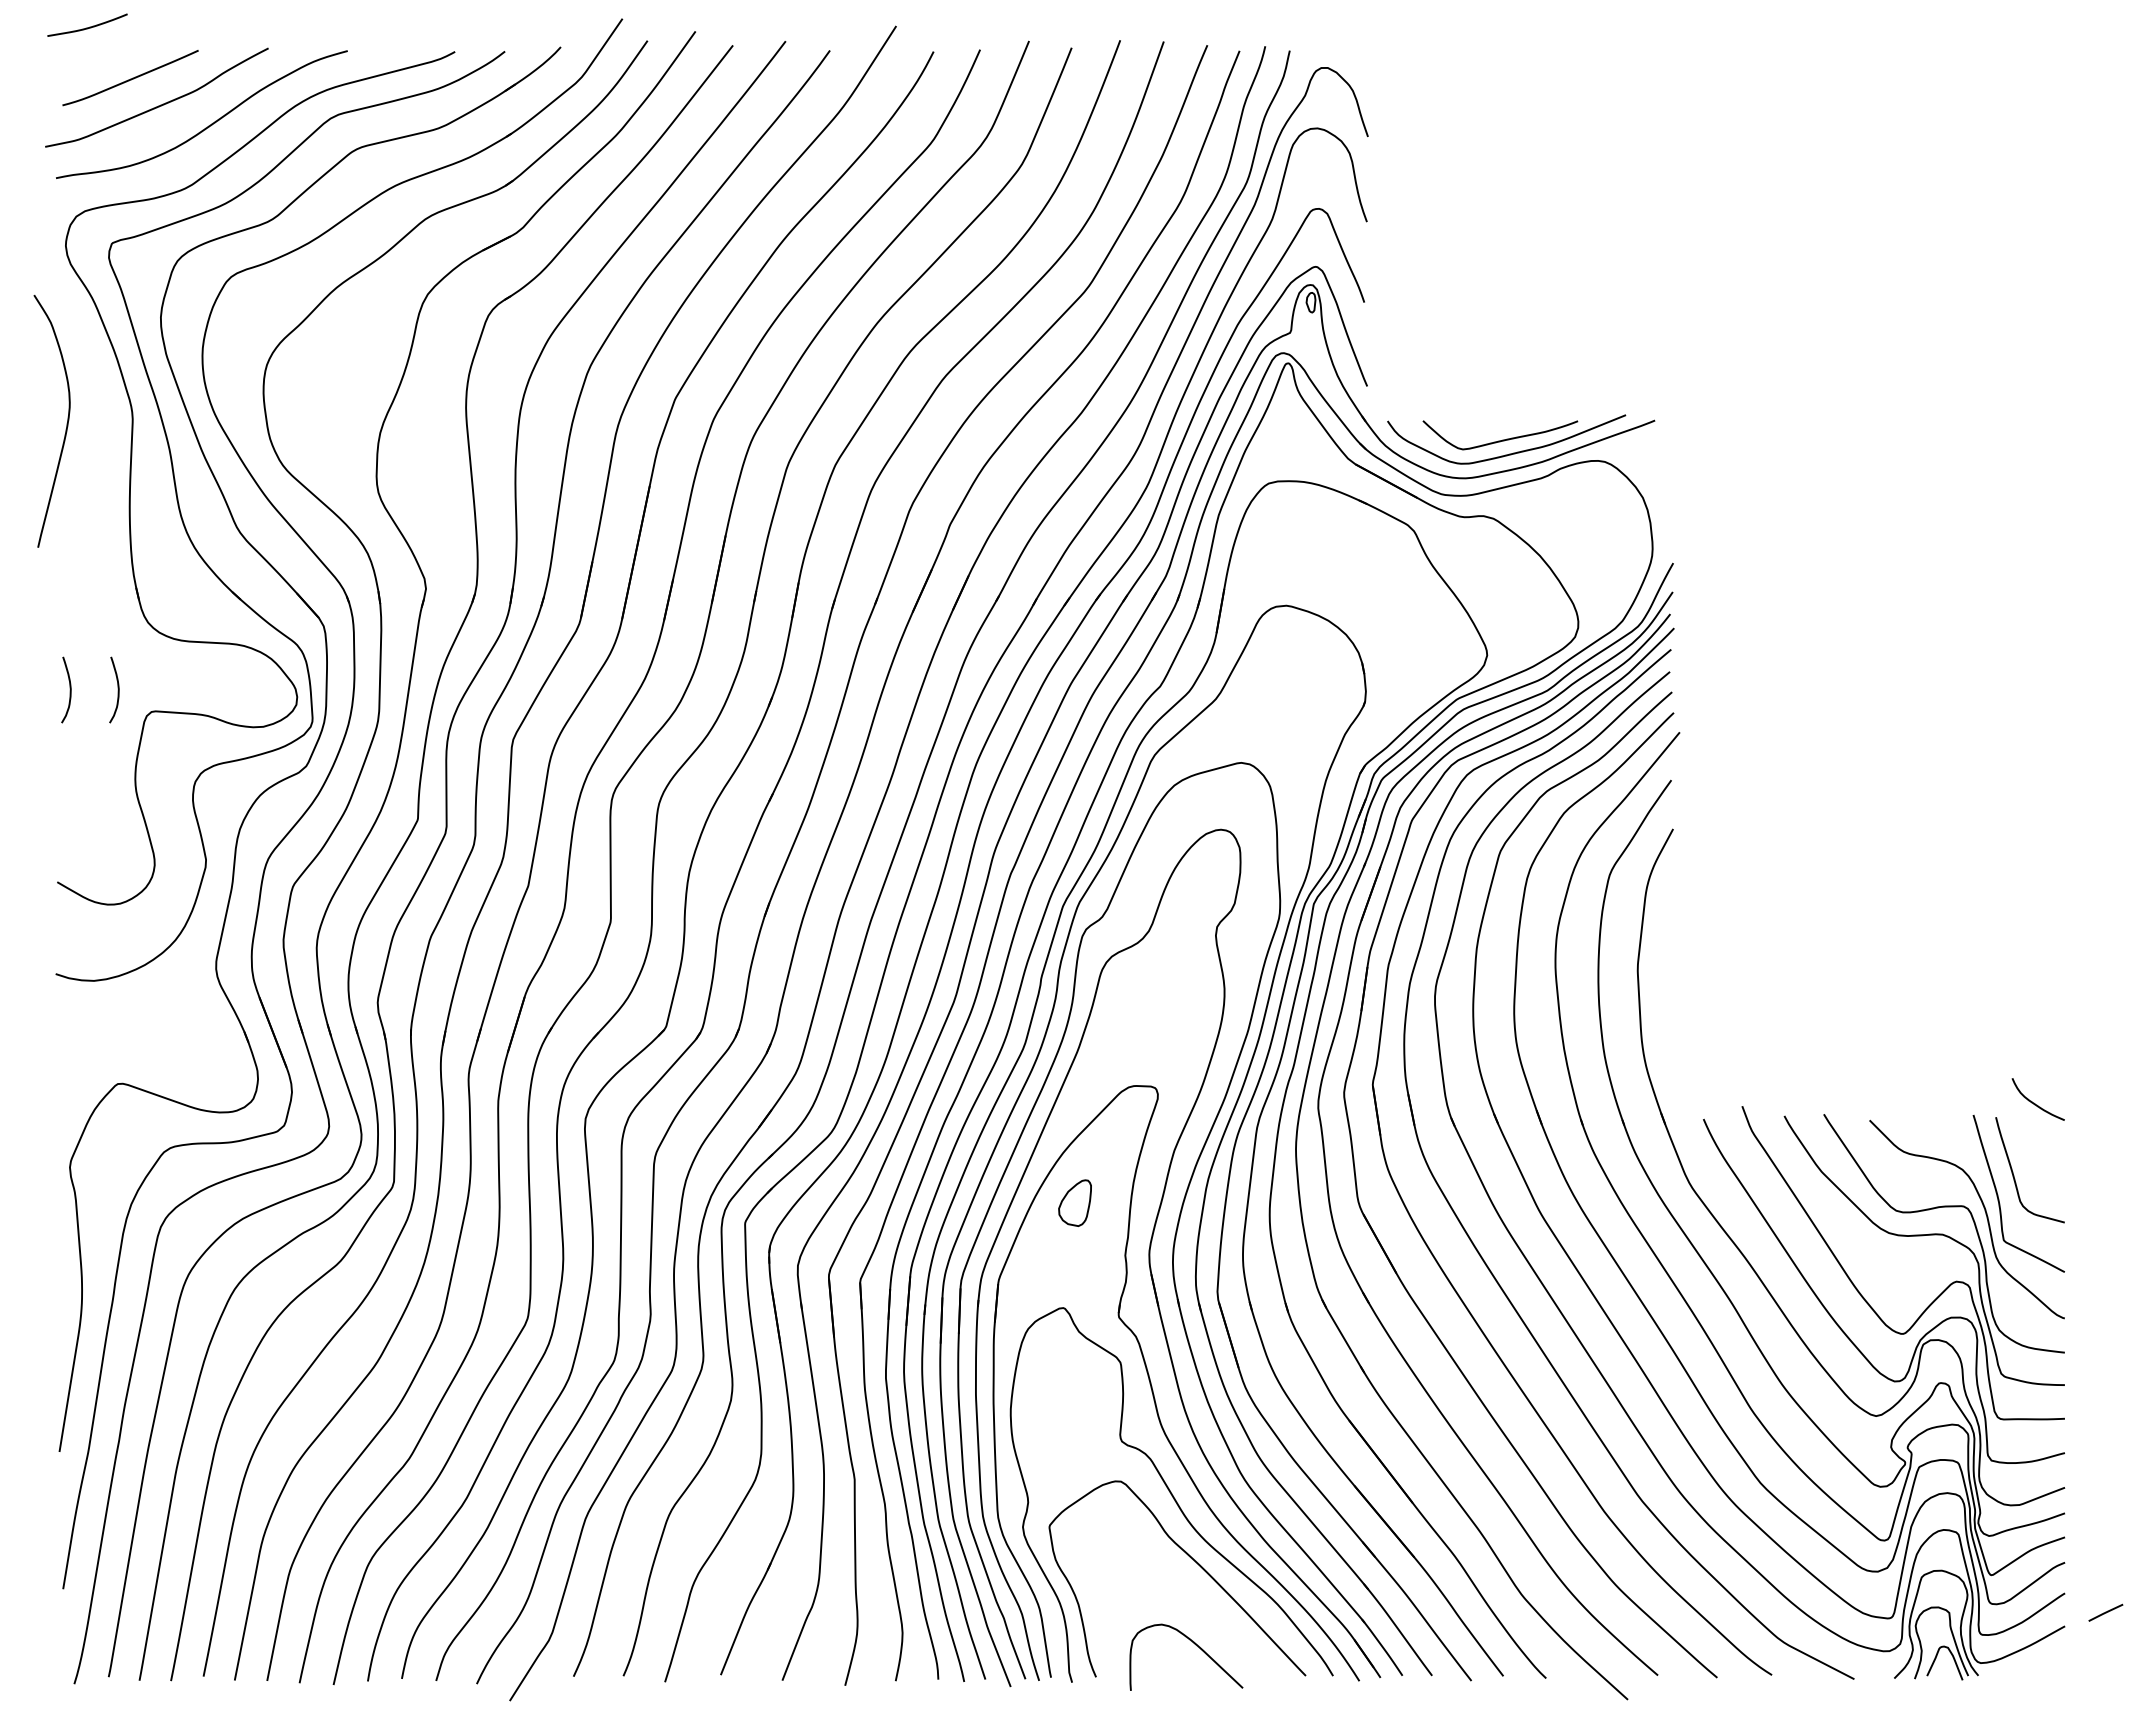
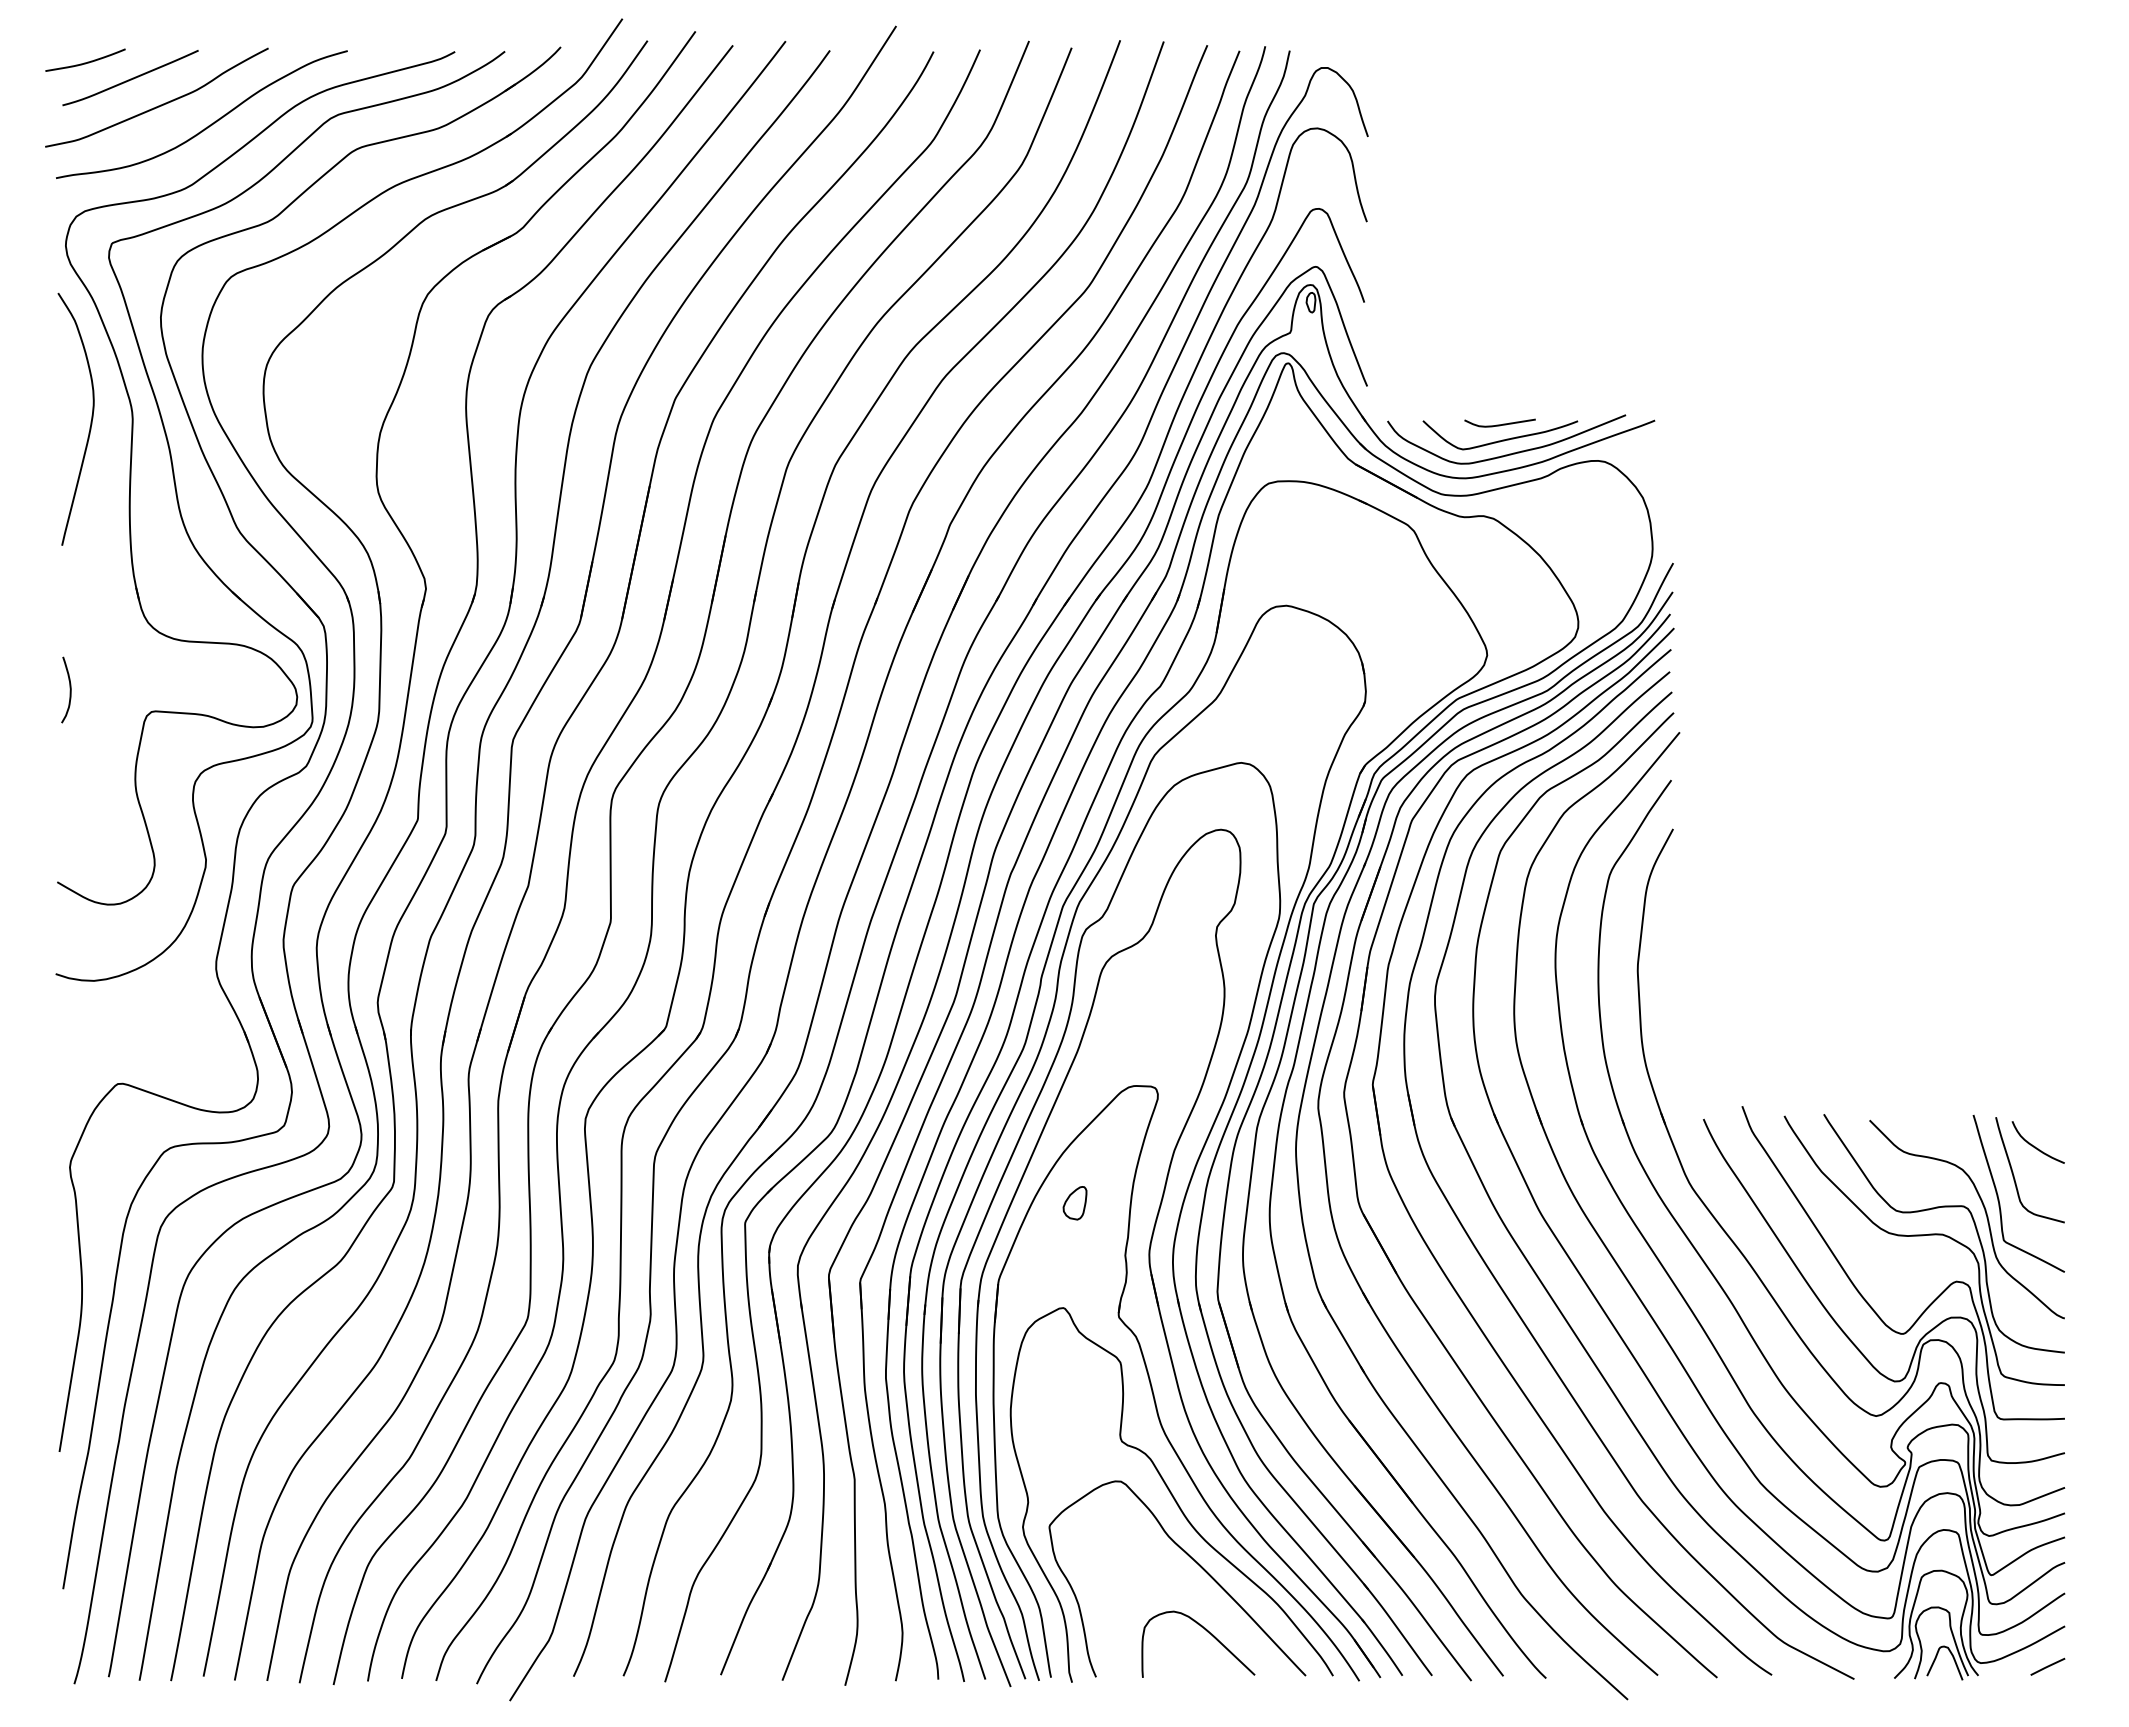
curve position: (89, 26) -> (87, 61) (87, 61)
curve position: (66, 423) -> (90, 421) (90, 421)
curve: none -> present (1499, 424)
curve: present -> none (117, 689)
curve position: (2034, 1102) -> (2034, 1145) (2034, 1145)
part size: 34x48 px -> 26x35 px (1074, 1203)
line position: (2105, 1612) -> (2047, 1666) (2047, 1666)
curve position: (1195, 1645) -> (1207, 1632) (1207, 1632)
